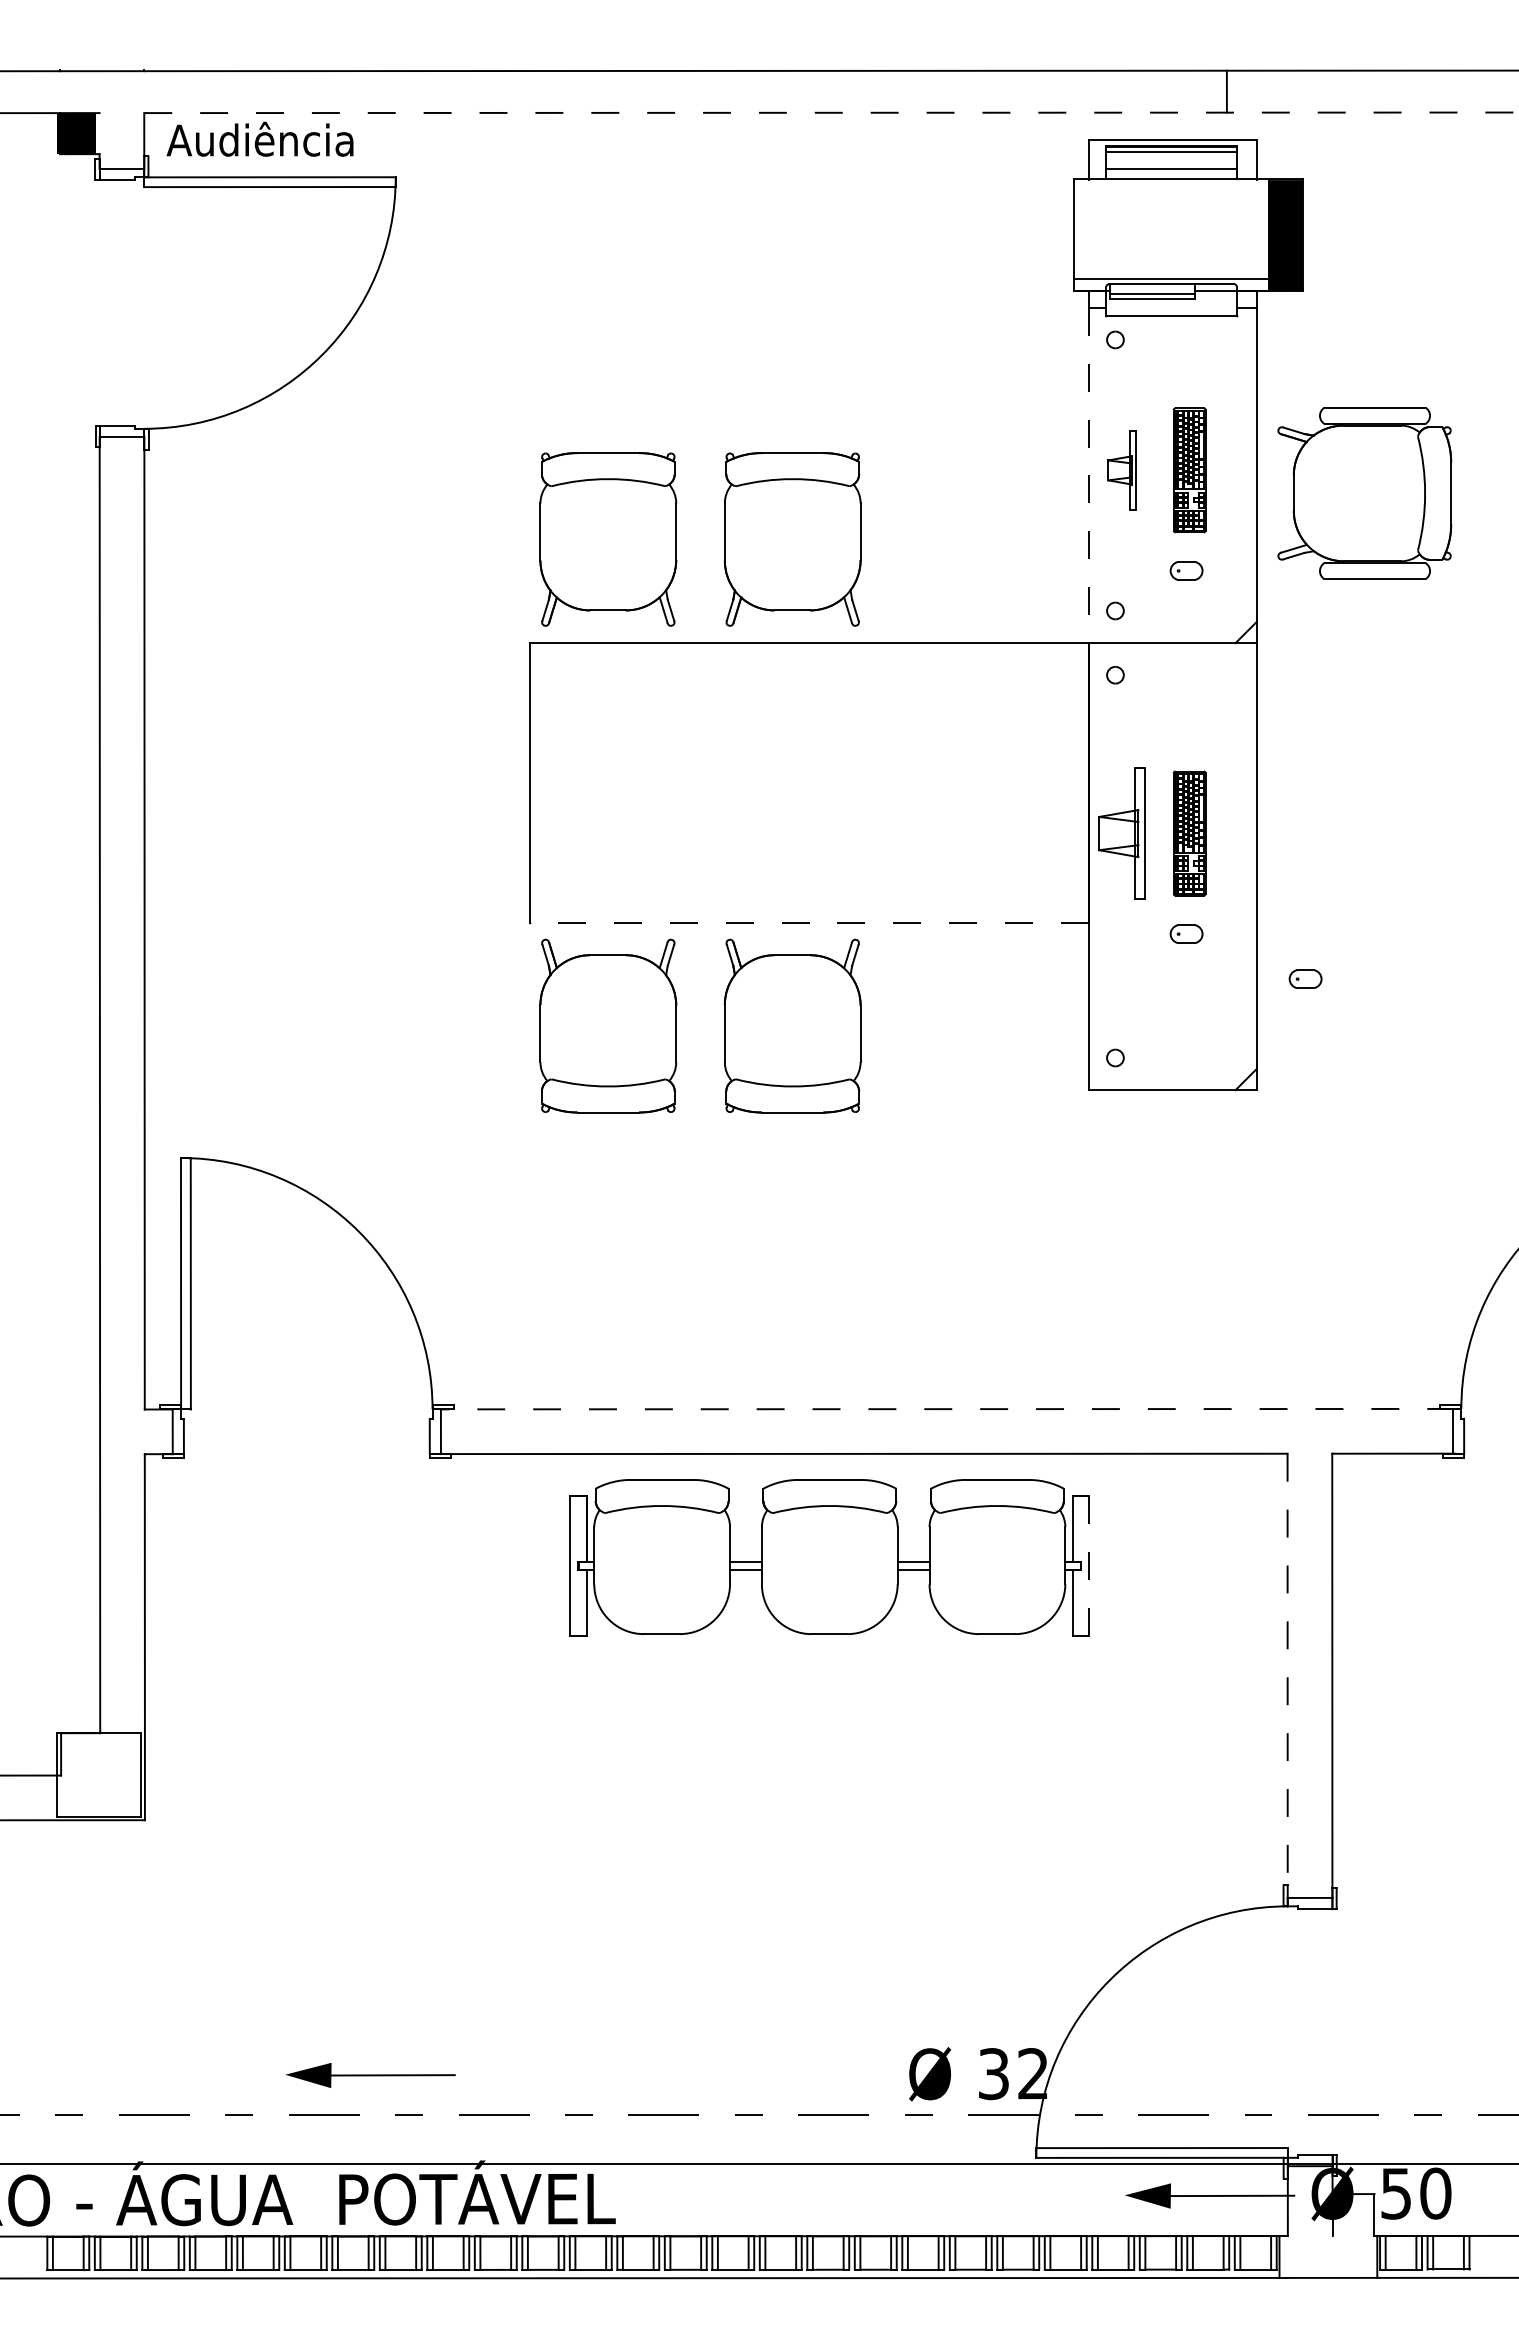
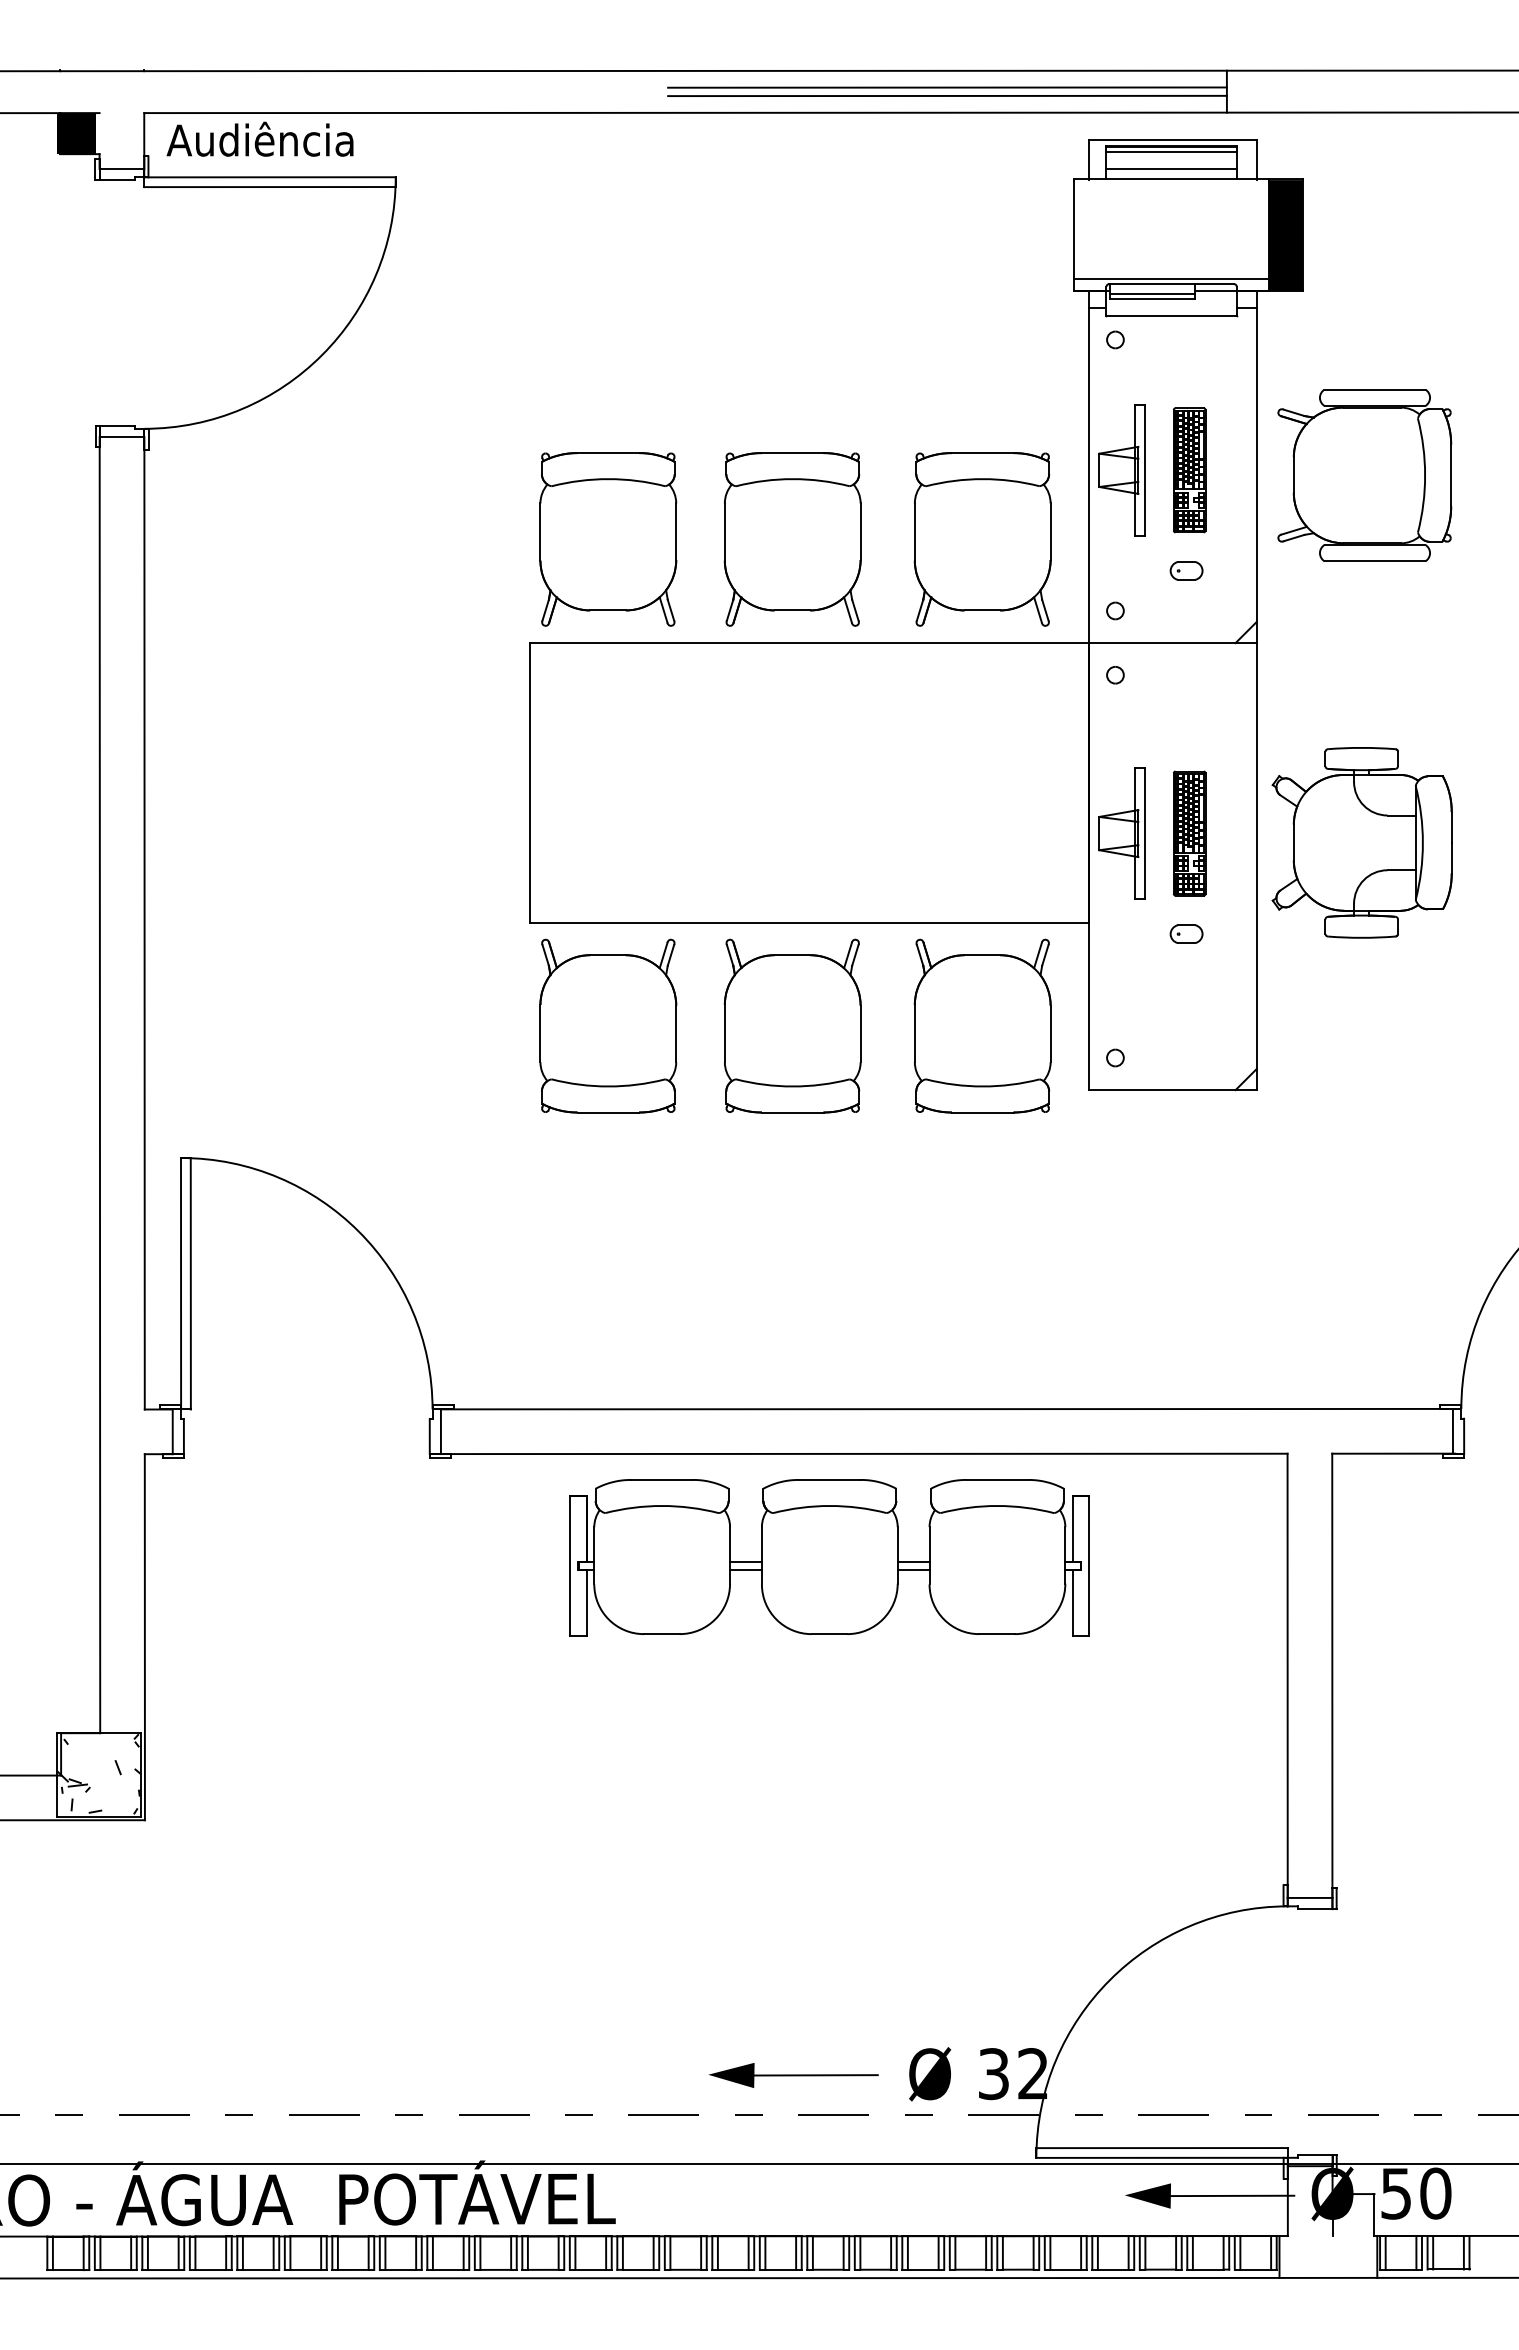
line: none -> present (947, 87)
line: none -> present (947, 95)
line: dashed -> solid (832, 112)
part size: 30x81 px -> 48x133 px (1121, 470)
line: dashed -> solid (1088, 475)
part position: (1364, 493) -> (1364, 475) (1364, 475)
part: none -> present (982, 539)
part: none -> present (1361, 842)
line: dashed -> solid (809, 922)
part: present -> none (1305, 978)
part: none -> present (982, 1025)
line: dashed -> solid (947, 1409)
line: dashed -> solid (1089, 1566)
line: dashed -> solid (1287, 1676)
hatch: none -> present (98, 1774)
part position: (370, 2075) -> (793, 2075) (793, 2075)
